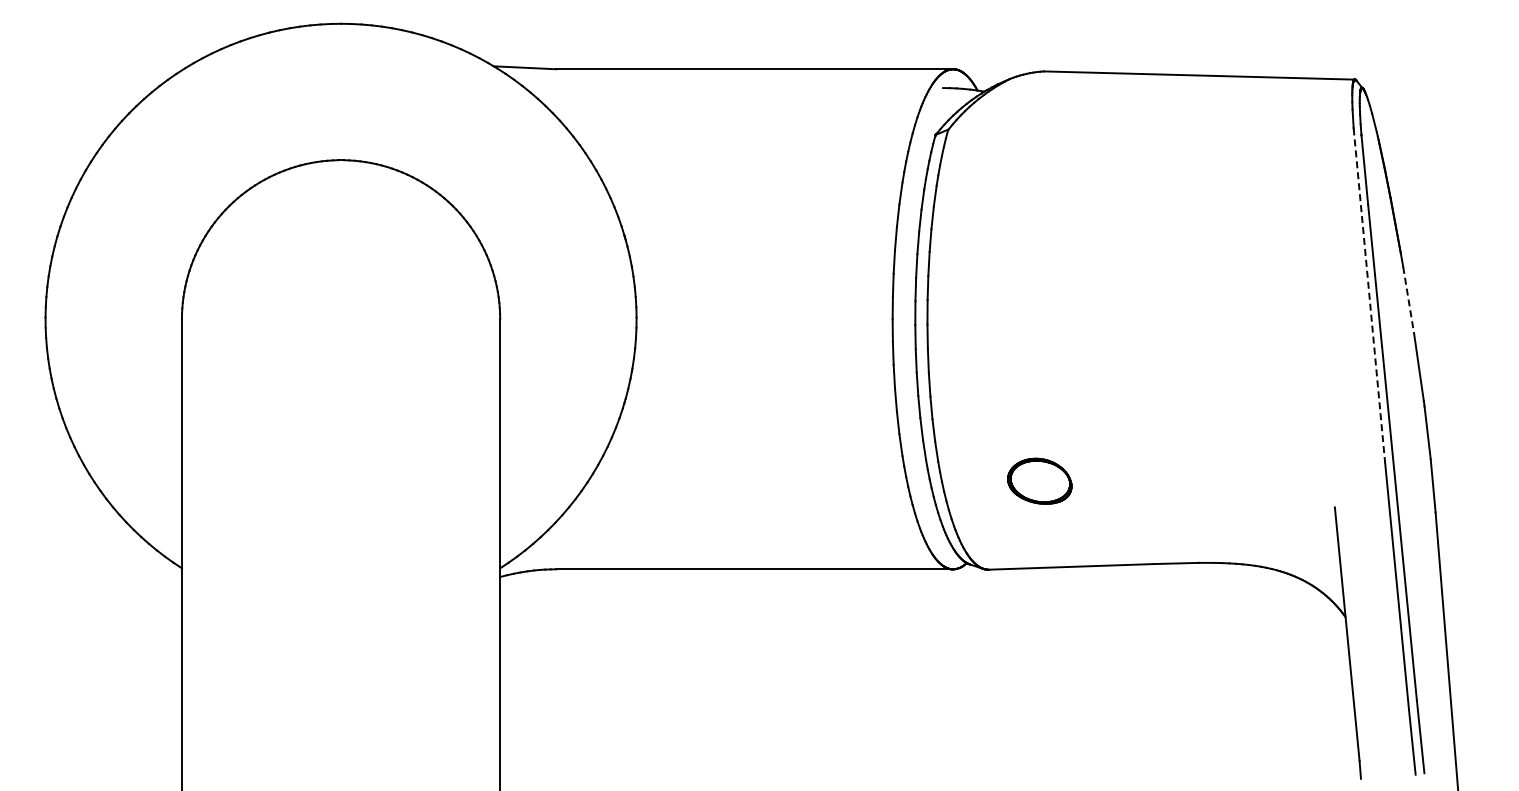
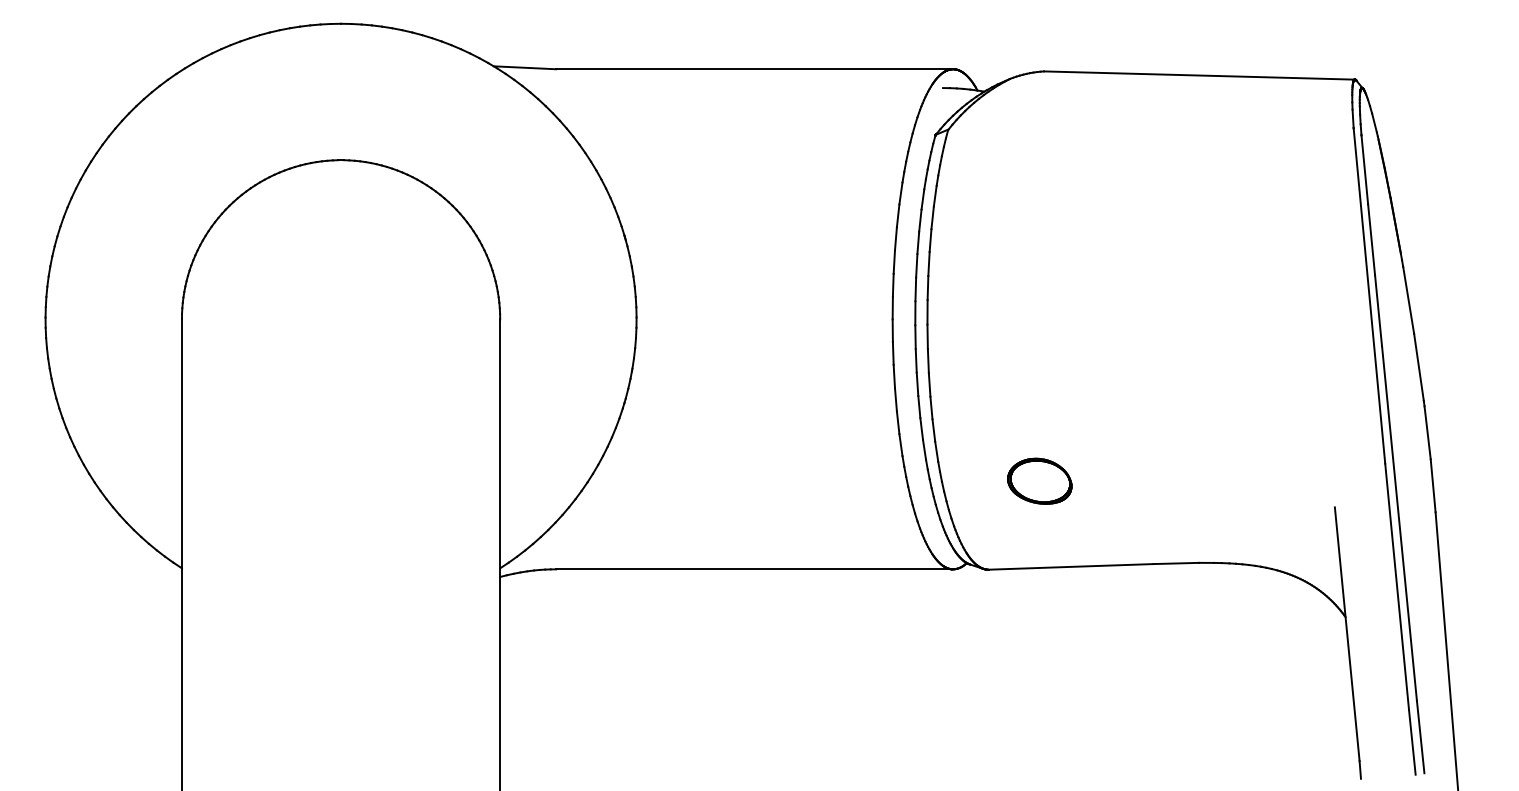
line: dashed -> solid (1369, 296)
line: dashed -> solid (1408, 300)
